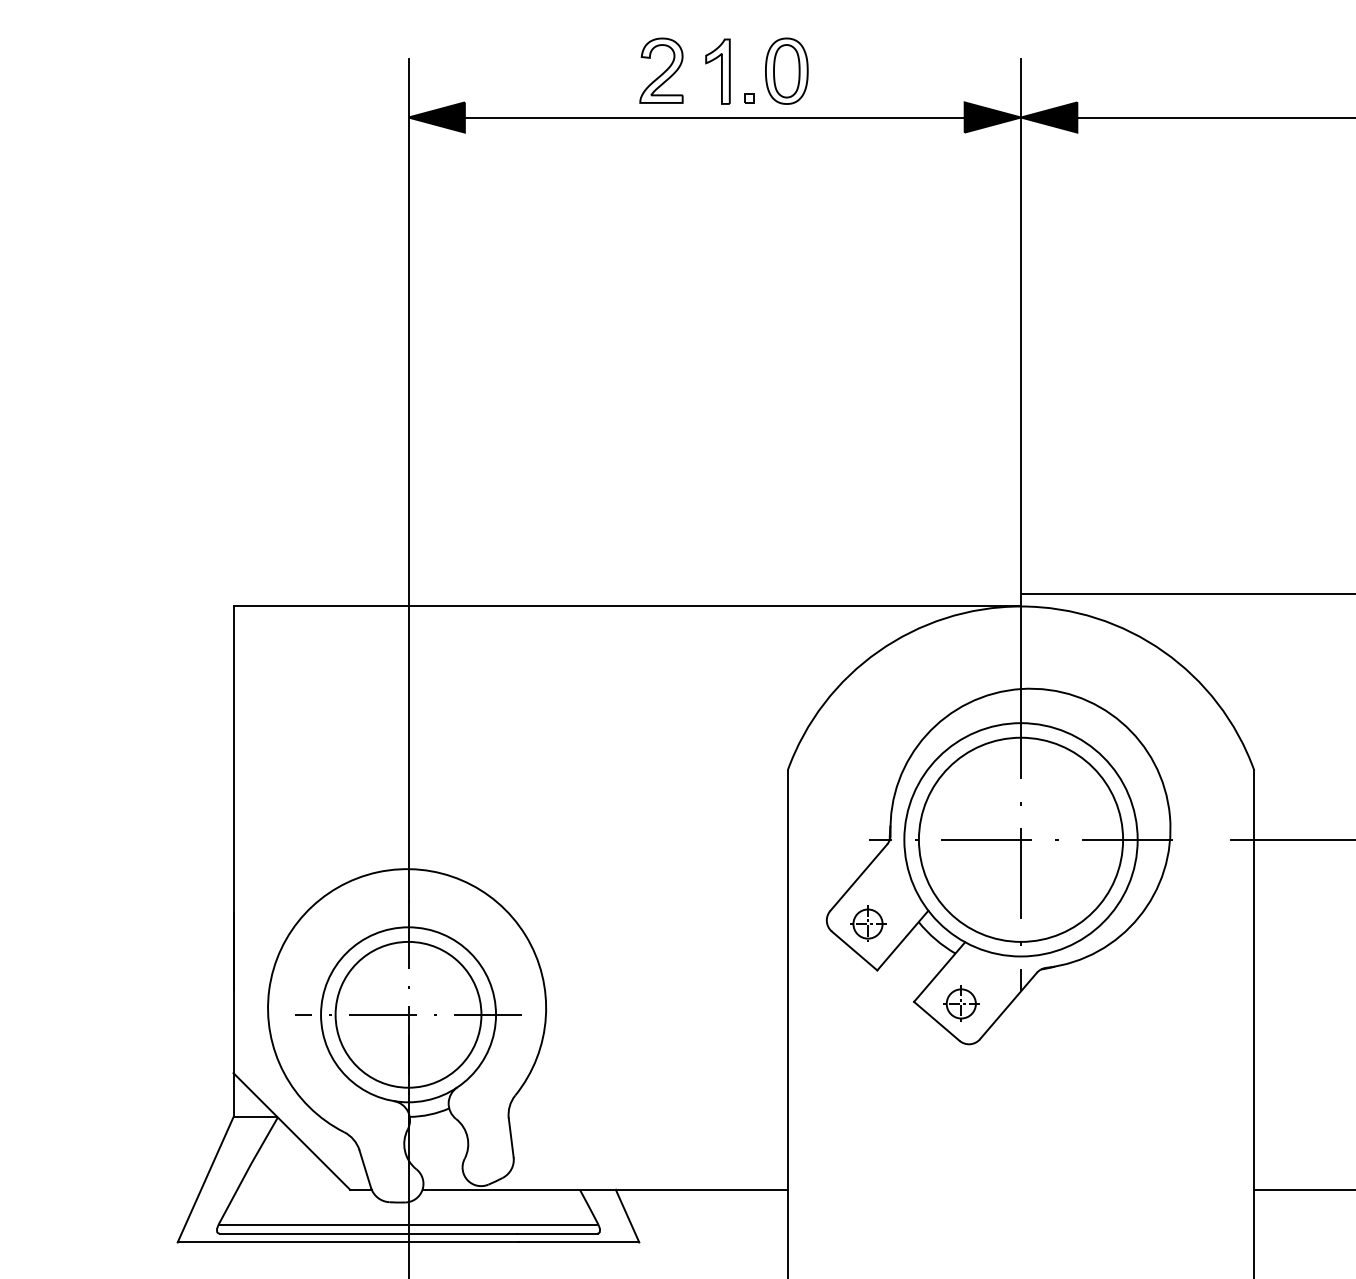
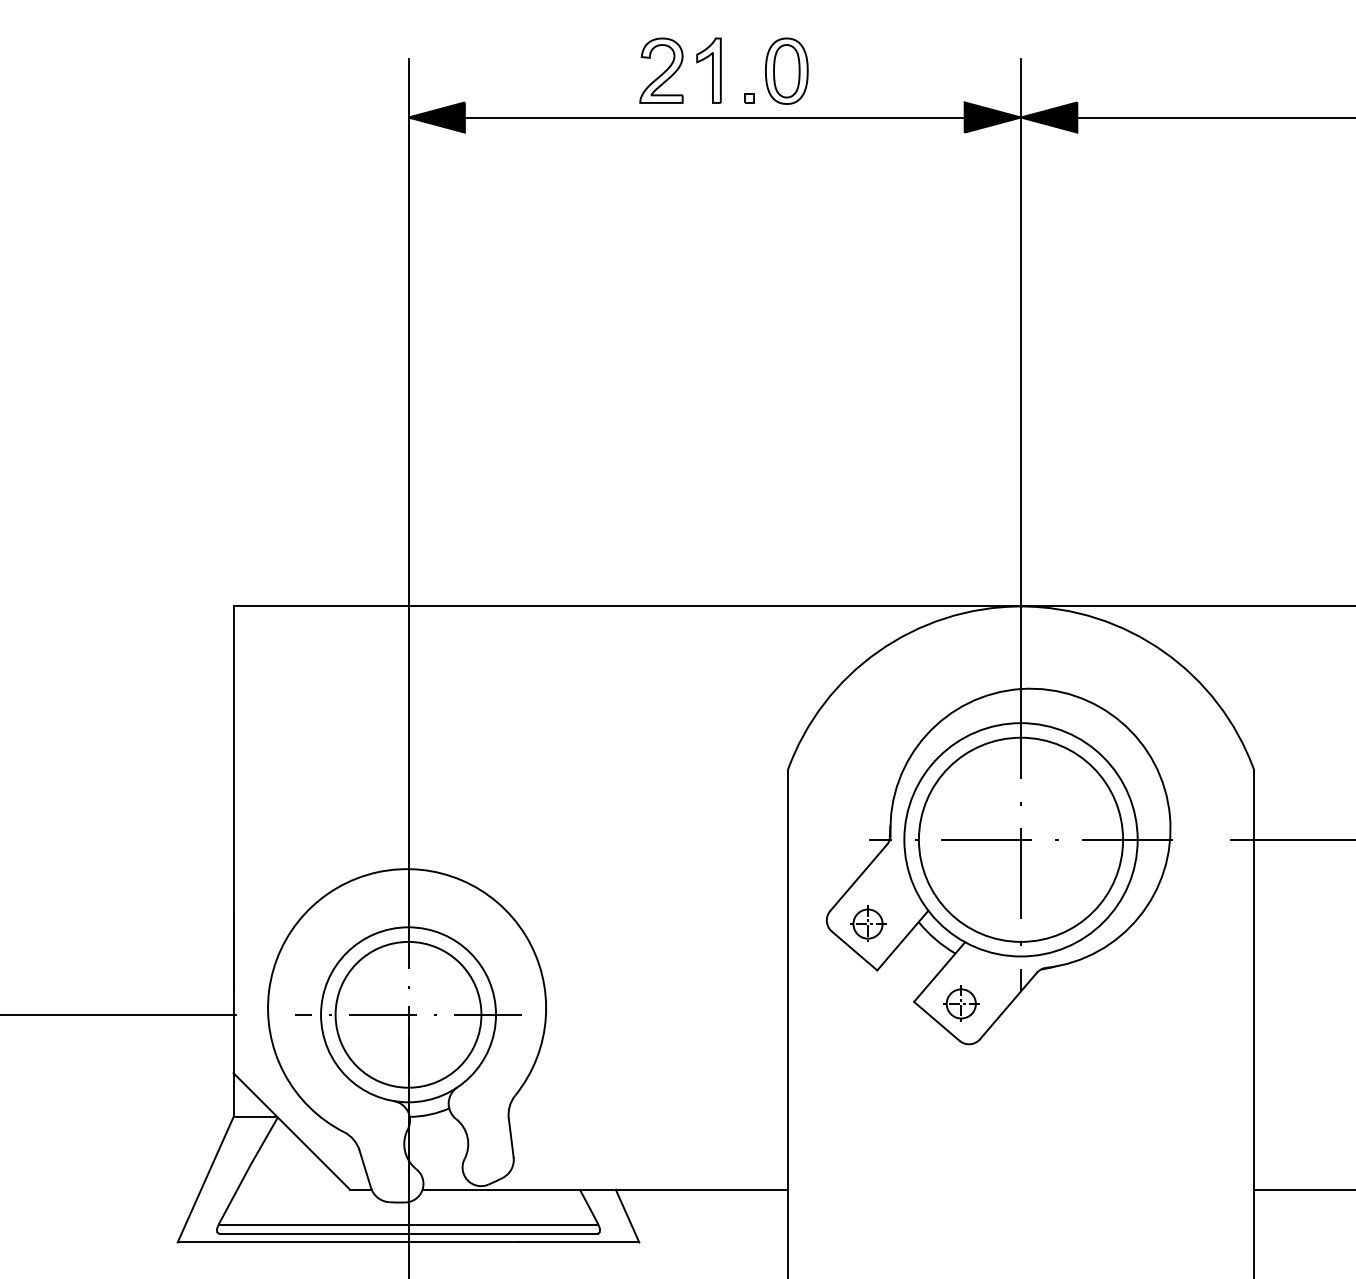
part position: (717, 71) -> (708, 70) (708, 70)
line position: (1187, 594) -> (1187, 606) (1187, 606)
line: none -> present (119, 1014)
